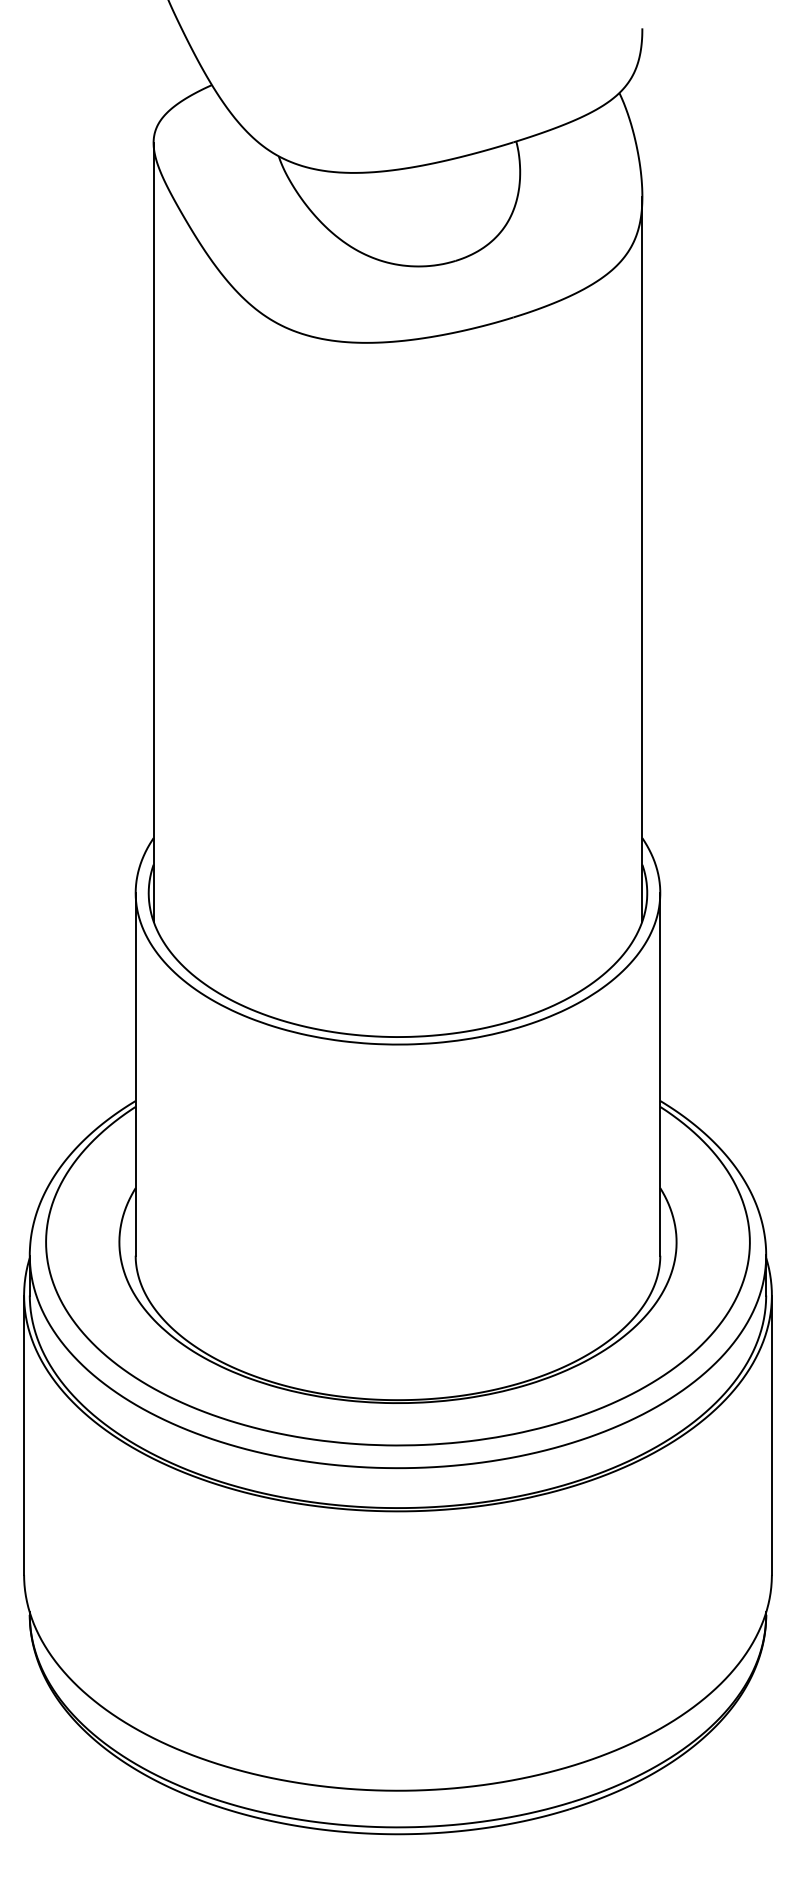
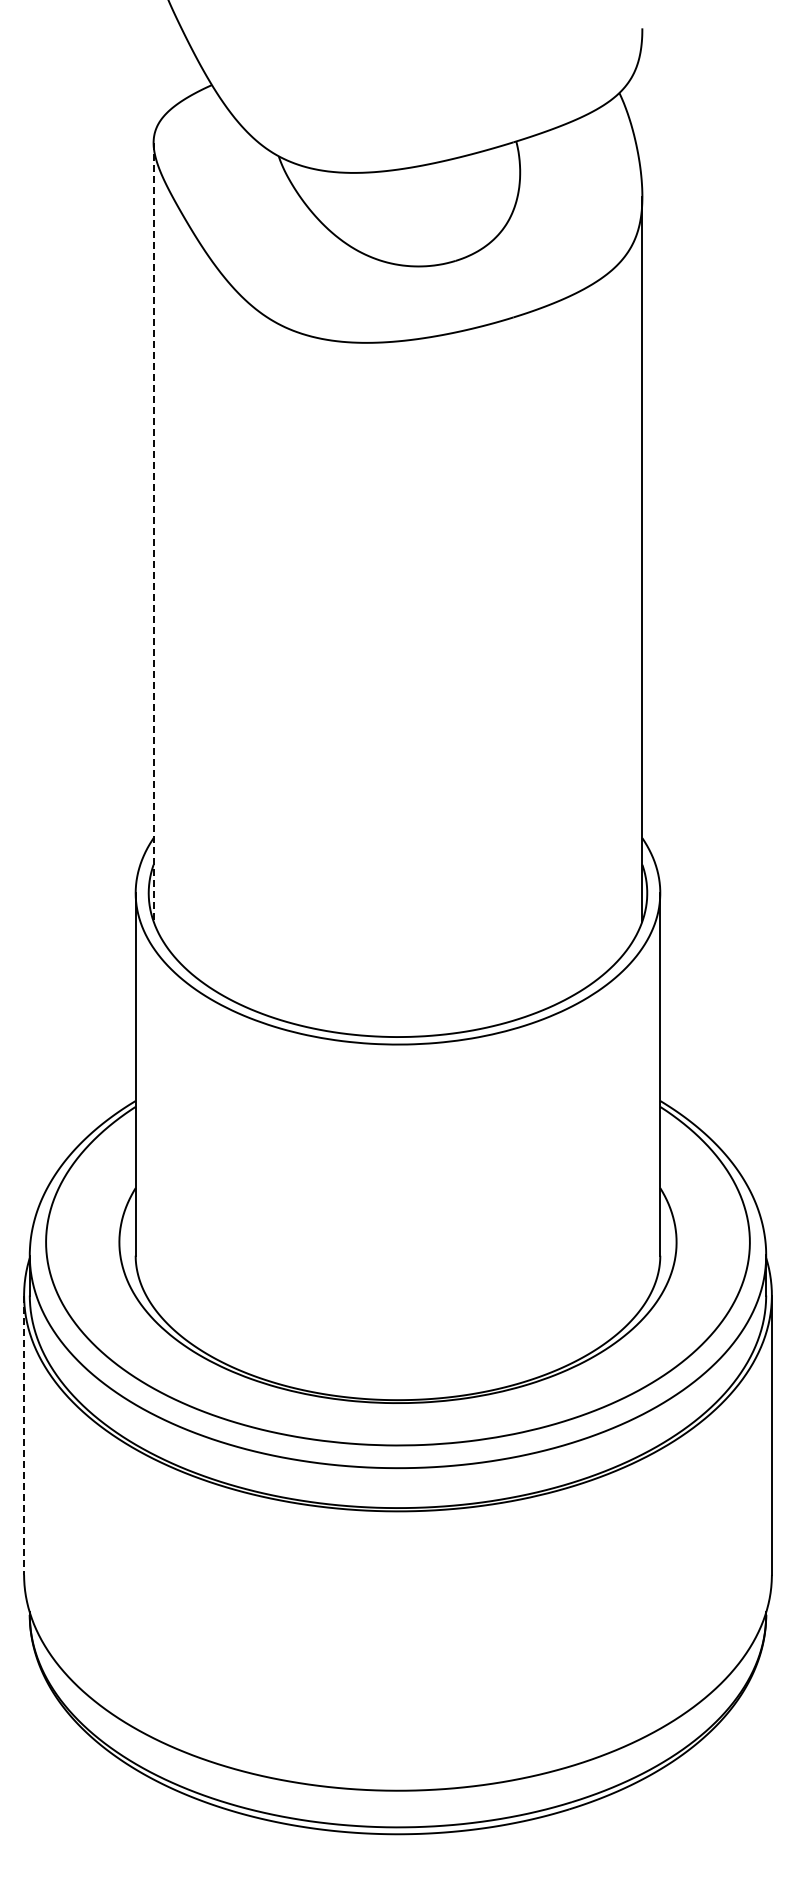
line: solid -> dashed (153, 532)
line: solid -> dashed (24, 1435)
